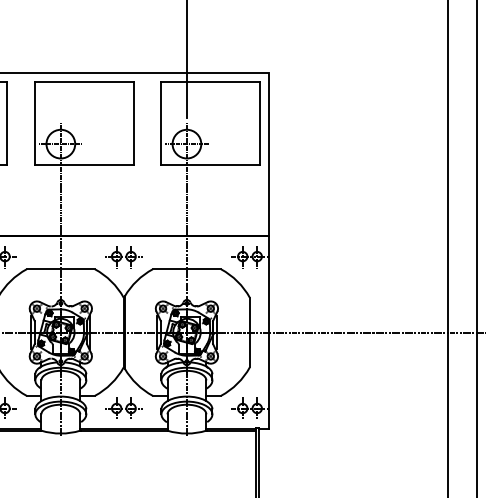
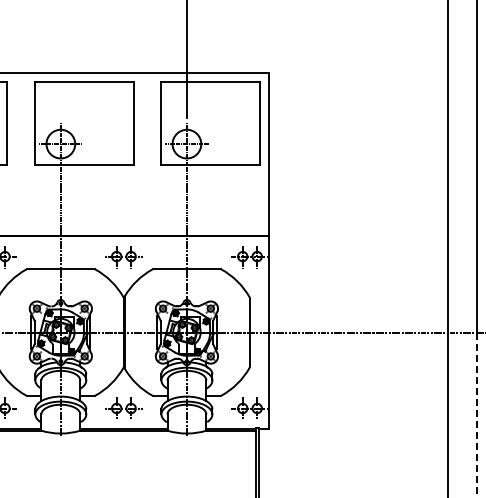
line: solid -> dashed (476, 415)
